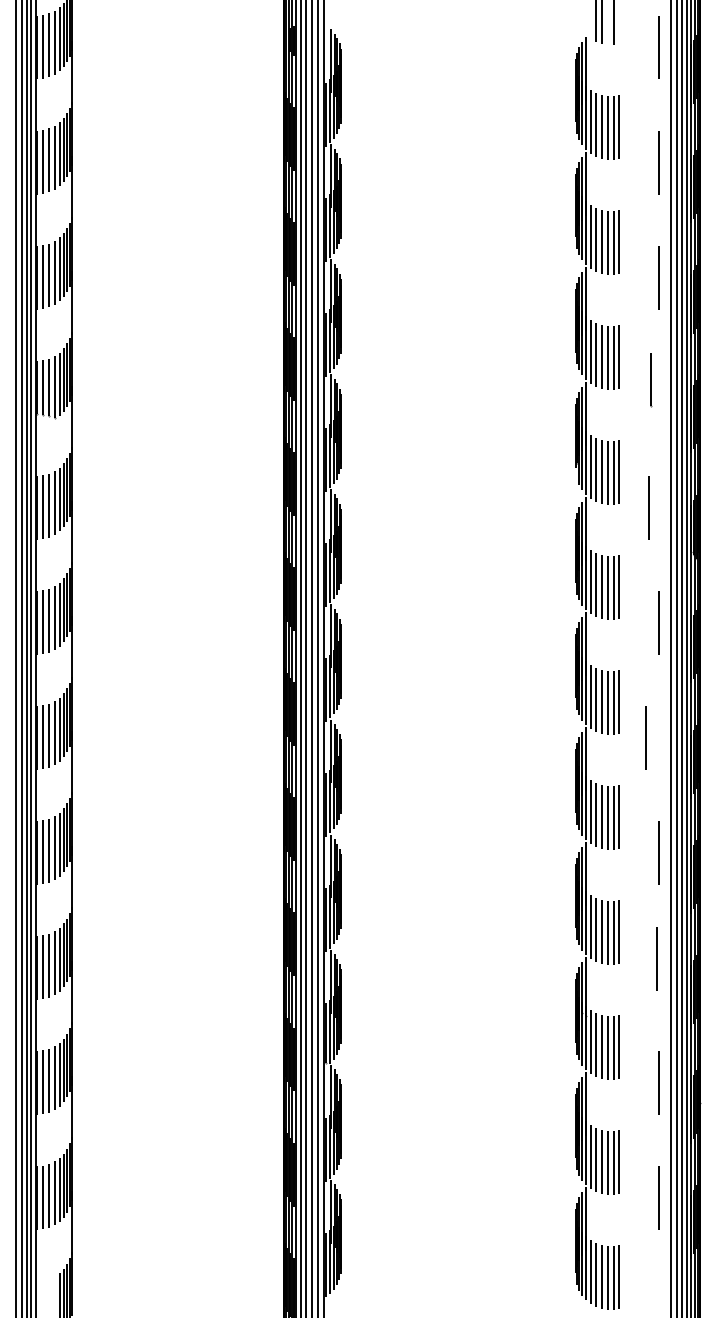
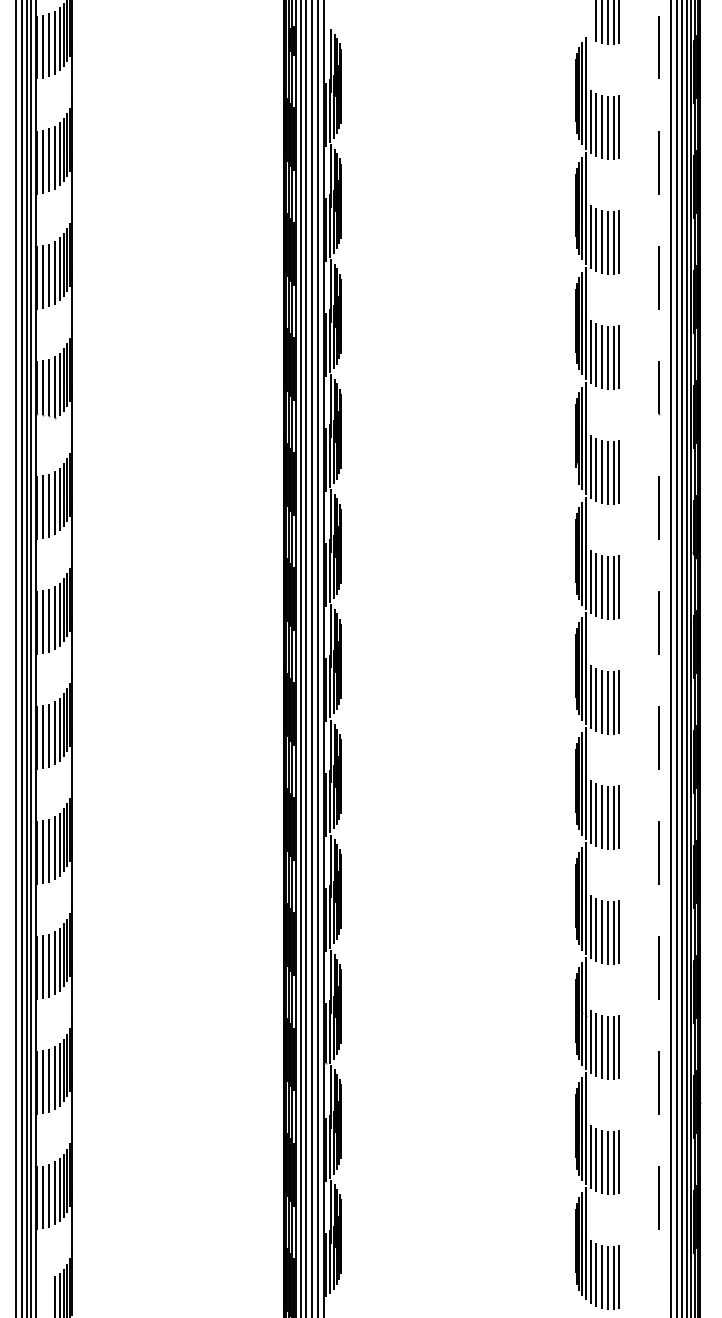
line: none -> present (619, 22)
line: none -> present (607, 23)
line position: (651, 380) -> (659, 388) (659, 388)
line position: (648, 507) -> (658, 507) (658, 507)
line position: (645, 737) -> (658, 737) (658, 737)
line position: (656, 958) -> (658, 967) (658, 967)
line: none -> present (54, 1295)
